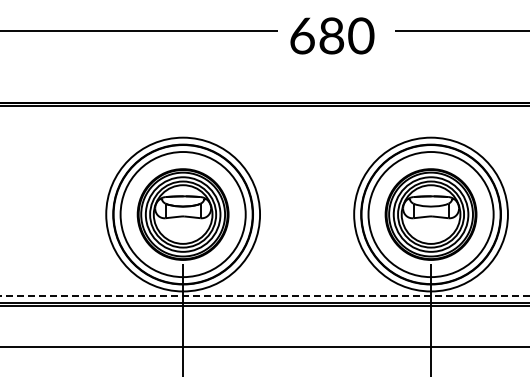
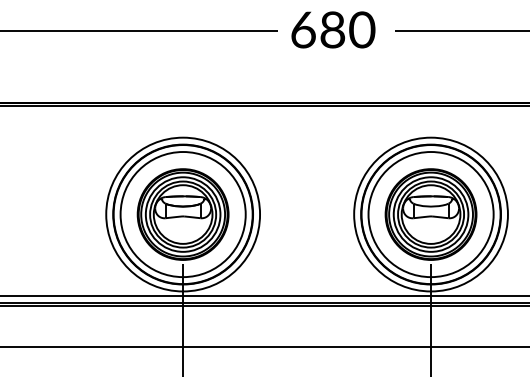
text position: (332, 35) -> (333, 29) (333, 29)
line: dashed -> solid (265, 295)
